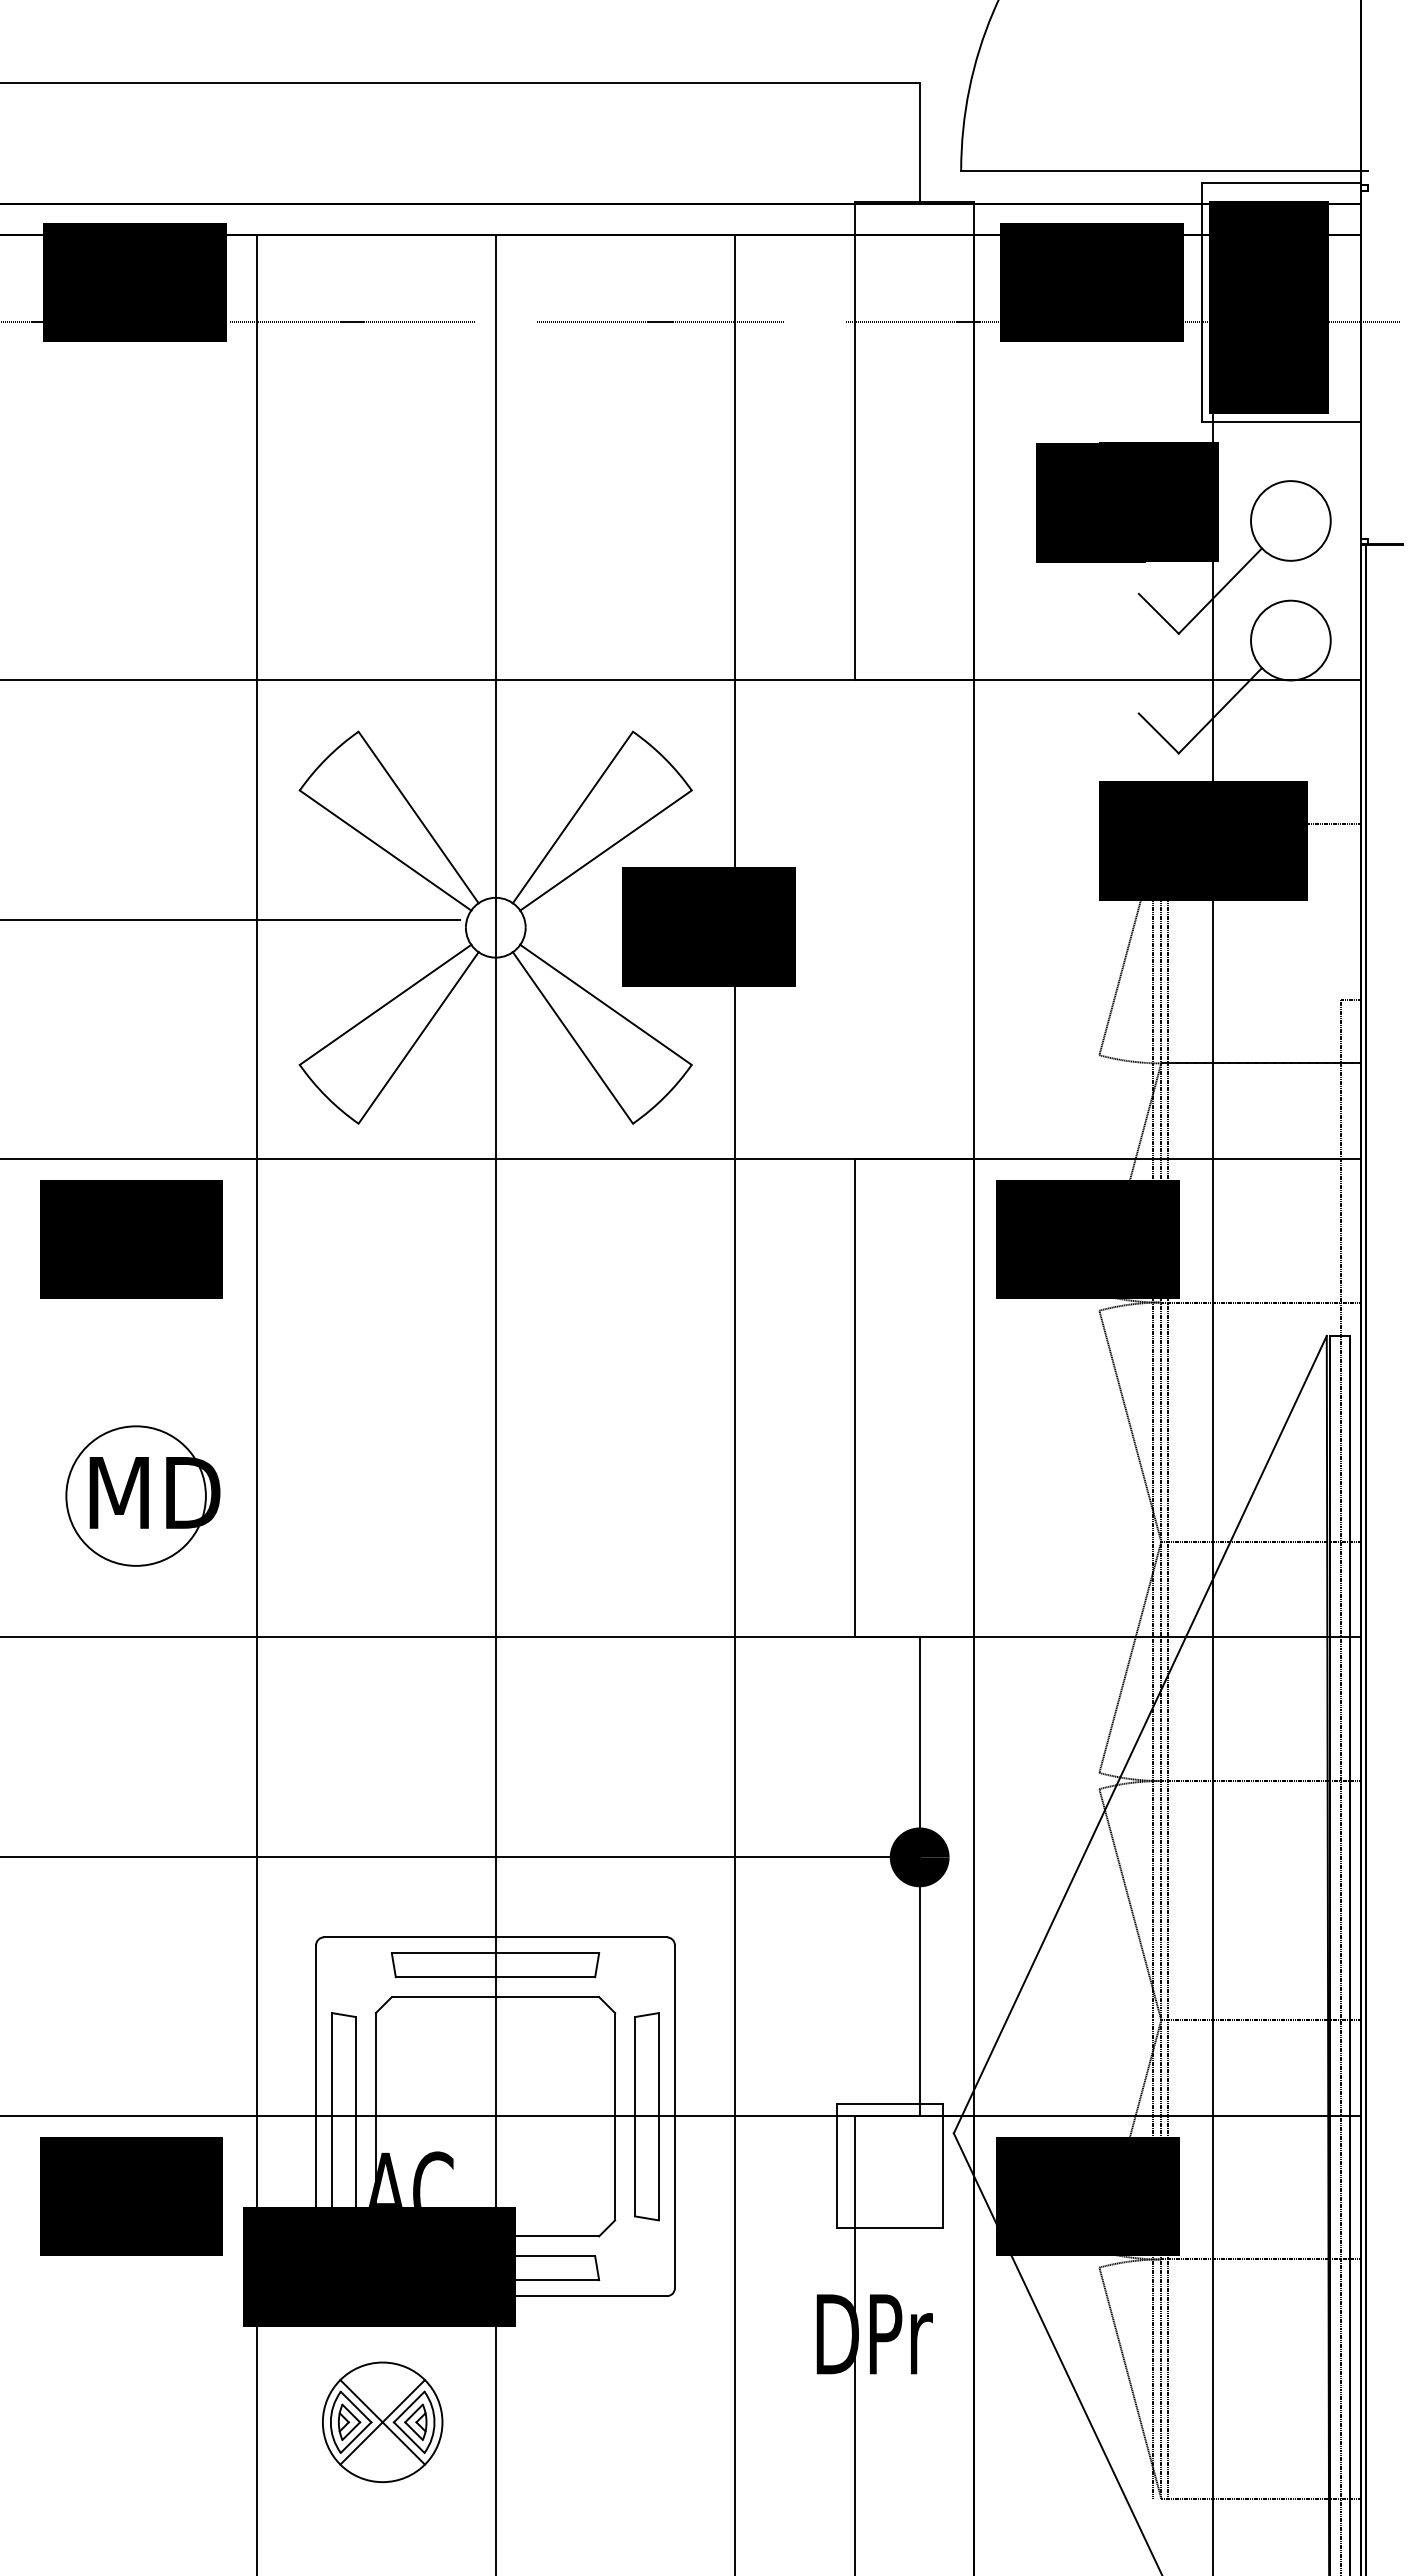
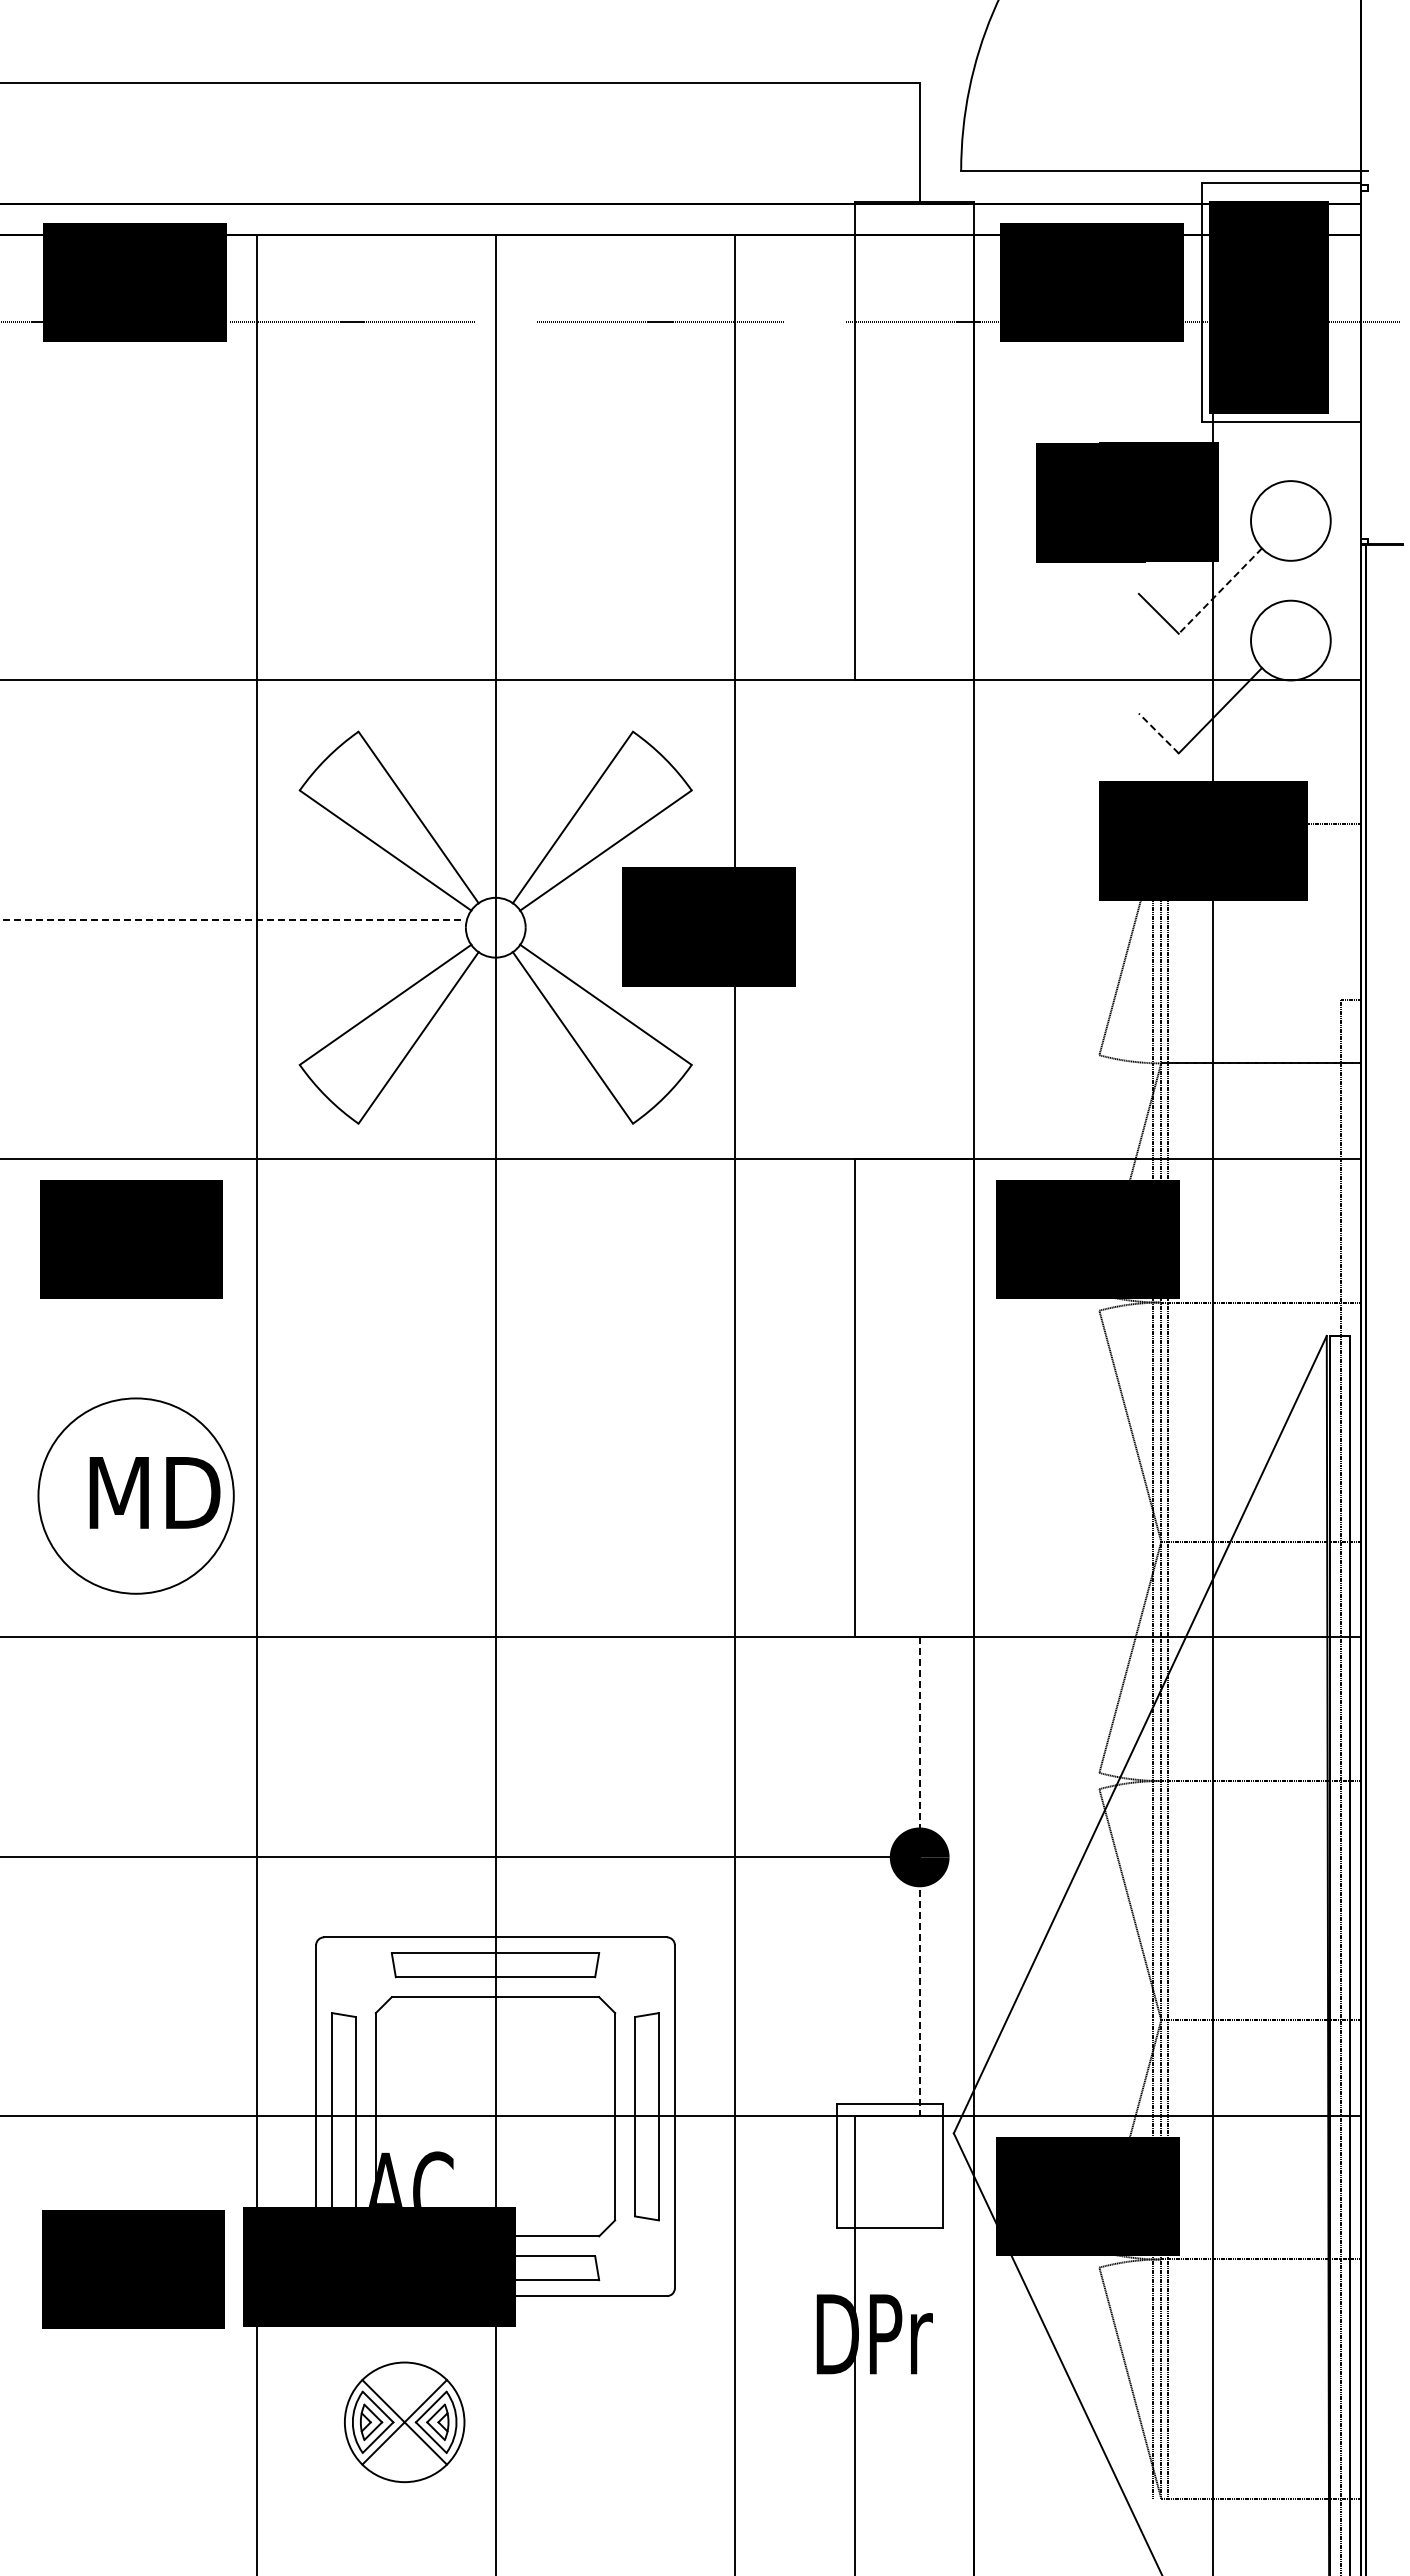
line: solid -> dashed (1220, 591)
line: solid -> dashed (1158, 733)
line: solid -> dashed (230, 920)
circle diameter: 140 px -> 195 px (135, 1495)
line: solid -> dashed (919, 1876)
text position: (131, 2196) -> (133, 2269) (133, 2269)
part position: (382, 2421) -> (404, 2421) (404, 2421)
